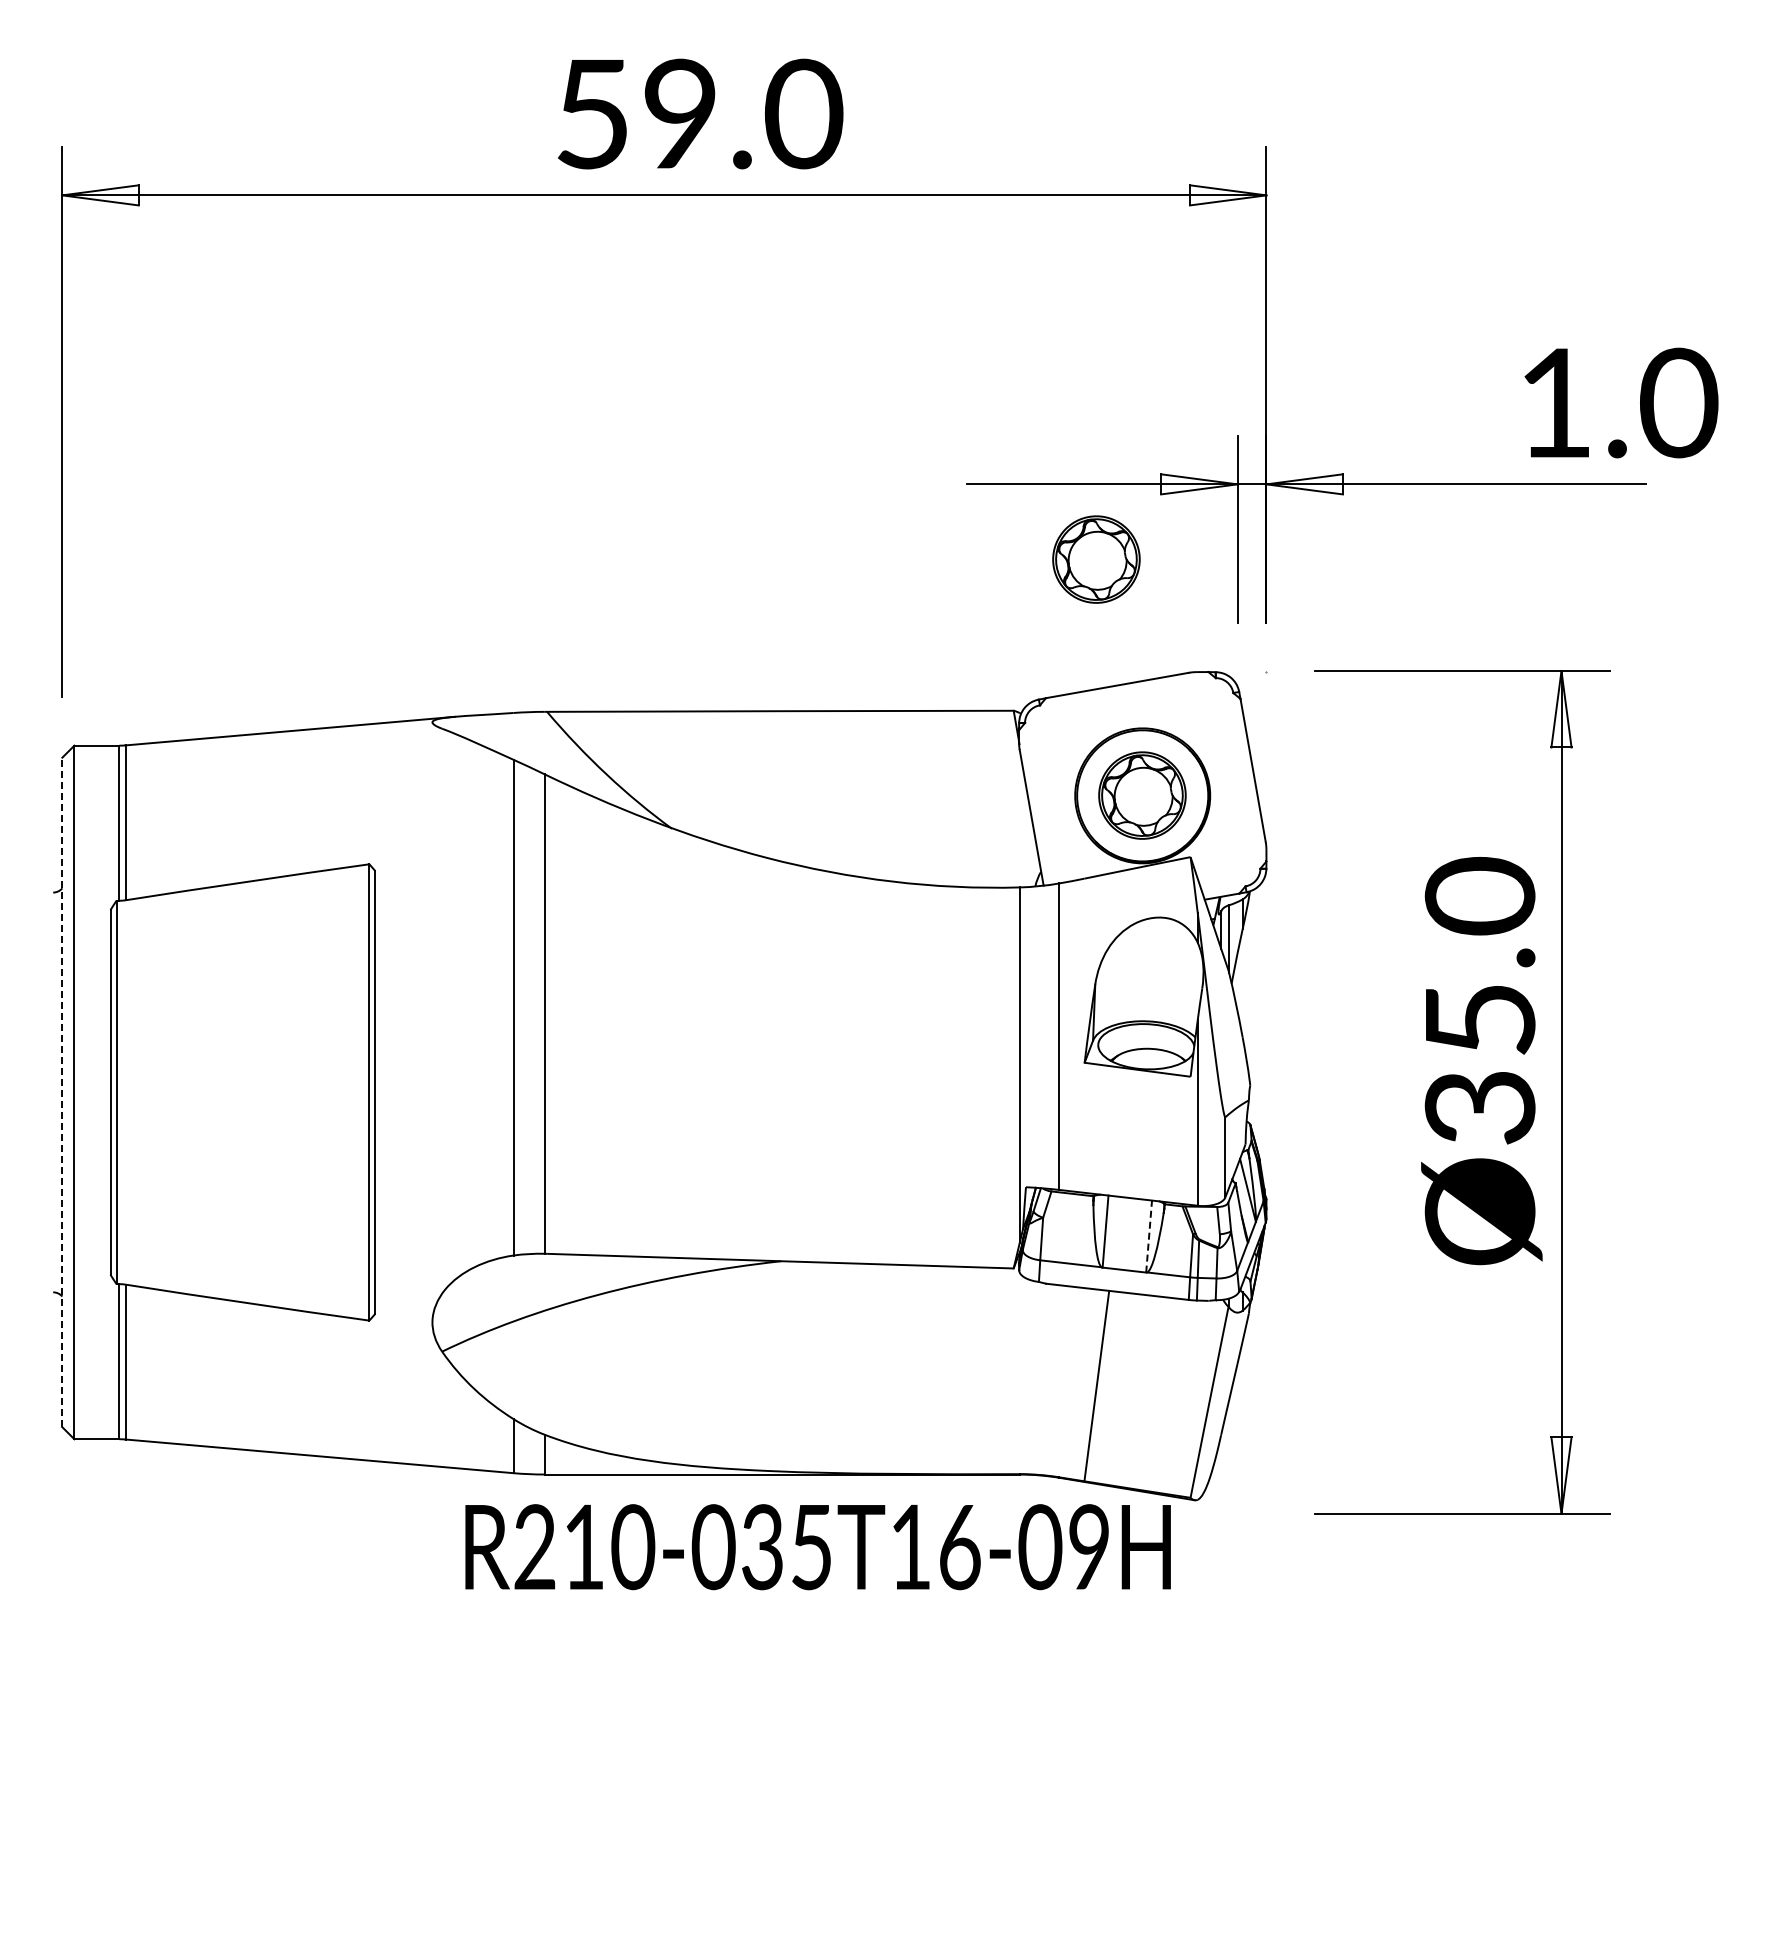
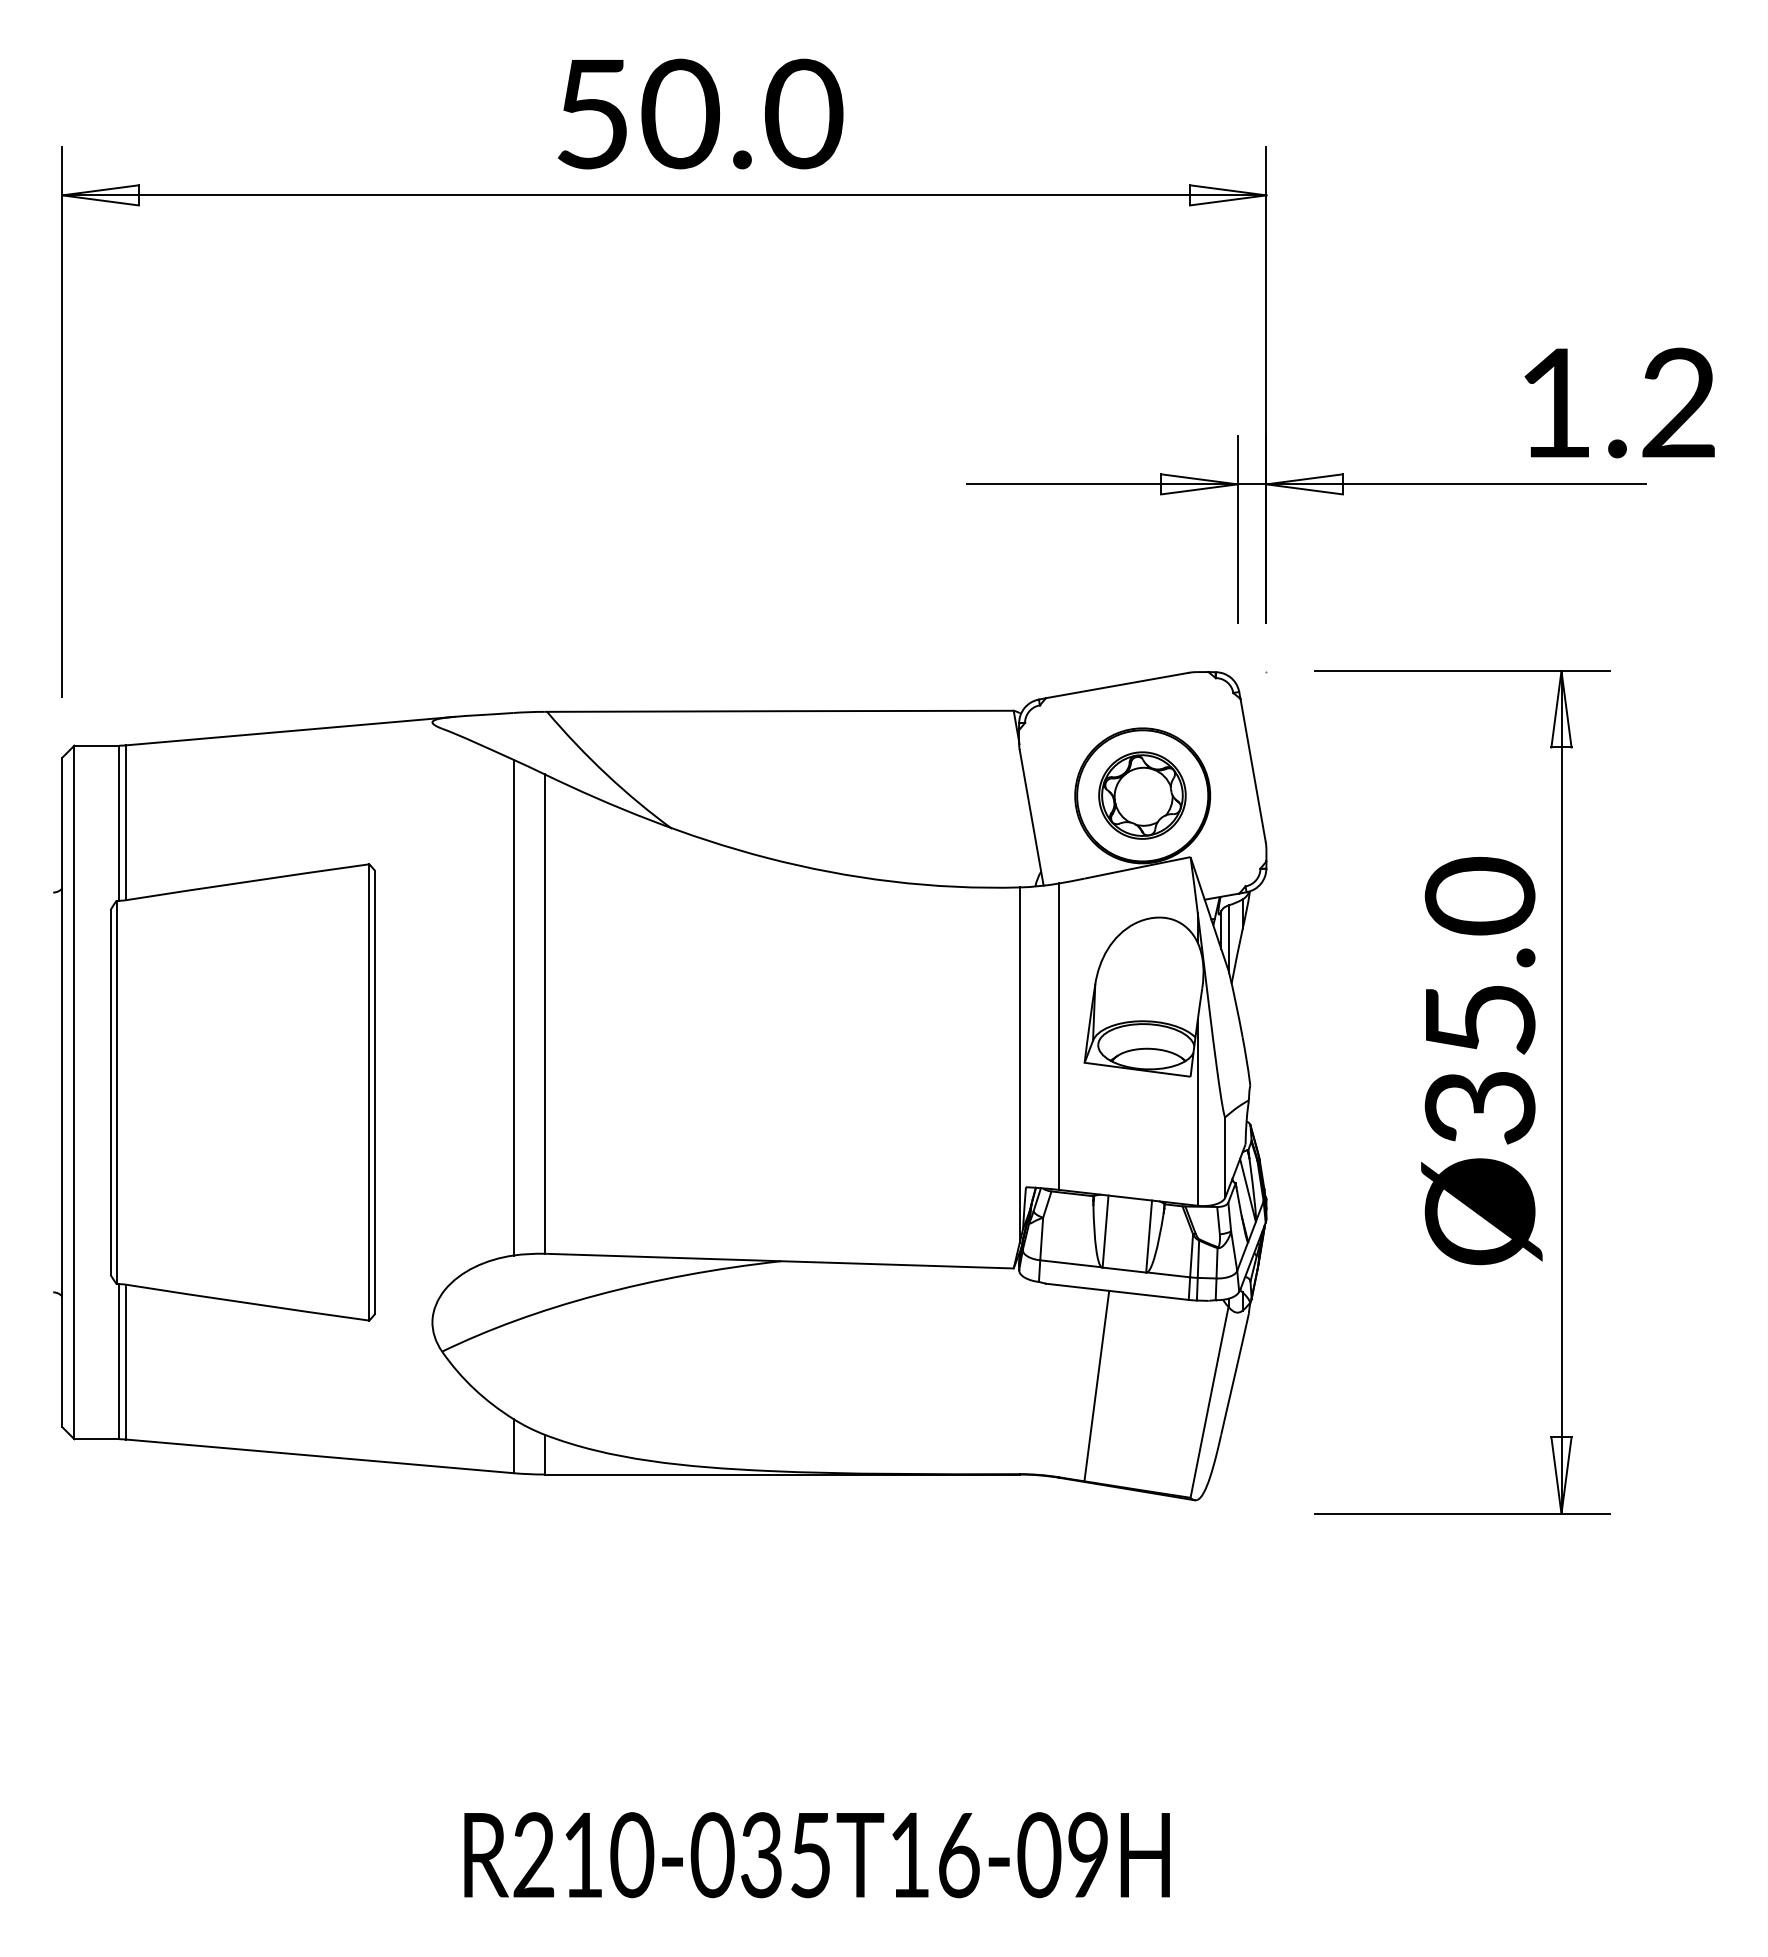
text: 59.0 -> 50.0 (680, 114)
text: 1.0 -> 1.2 (1679, 402)
part: present -> none (1096, 559)
line: dashed -> solid (62, 1092)
line: dashed -> solid (1149, 1236)
text position: (817, 1547) -> (816, 1855) (816, 1855)
